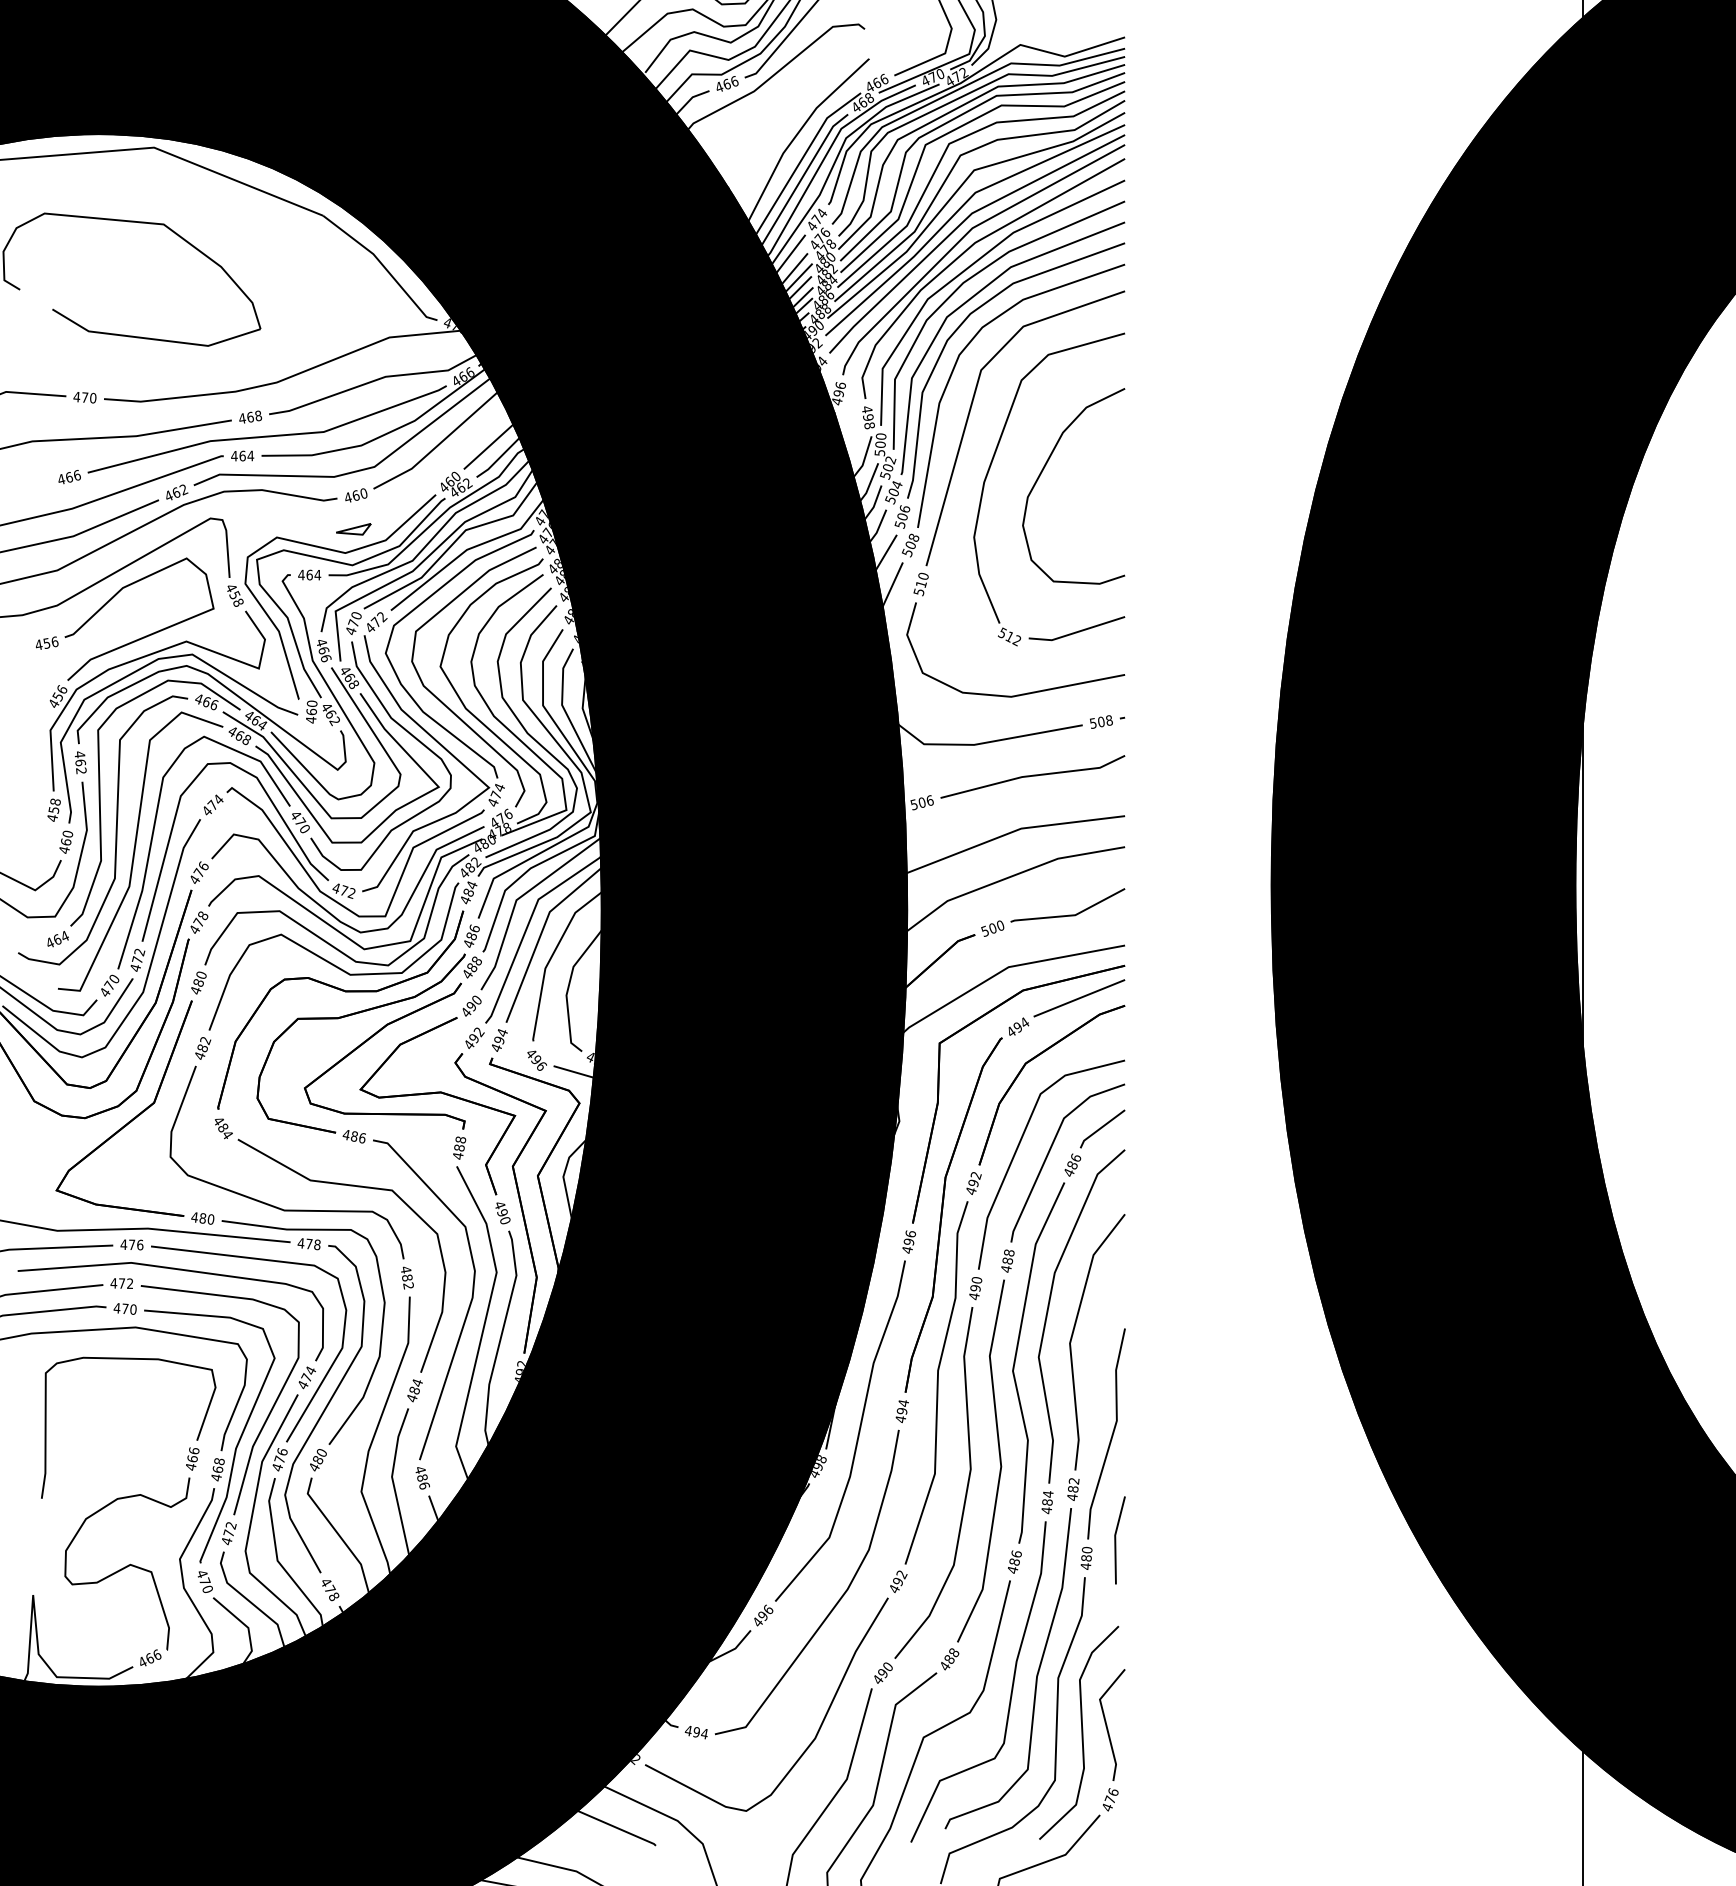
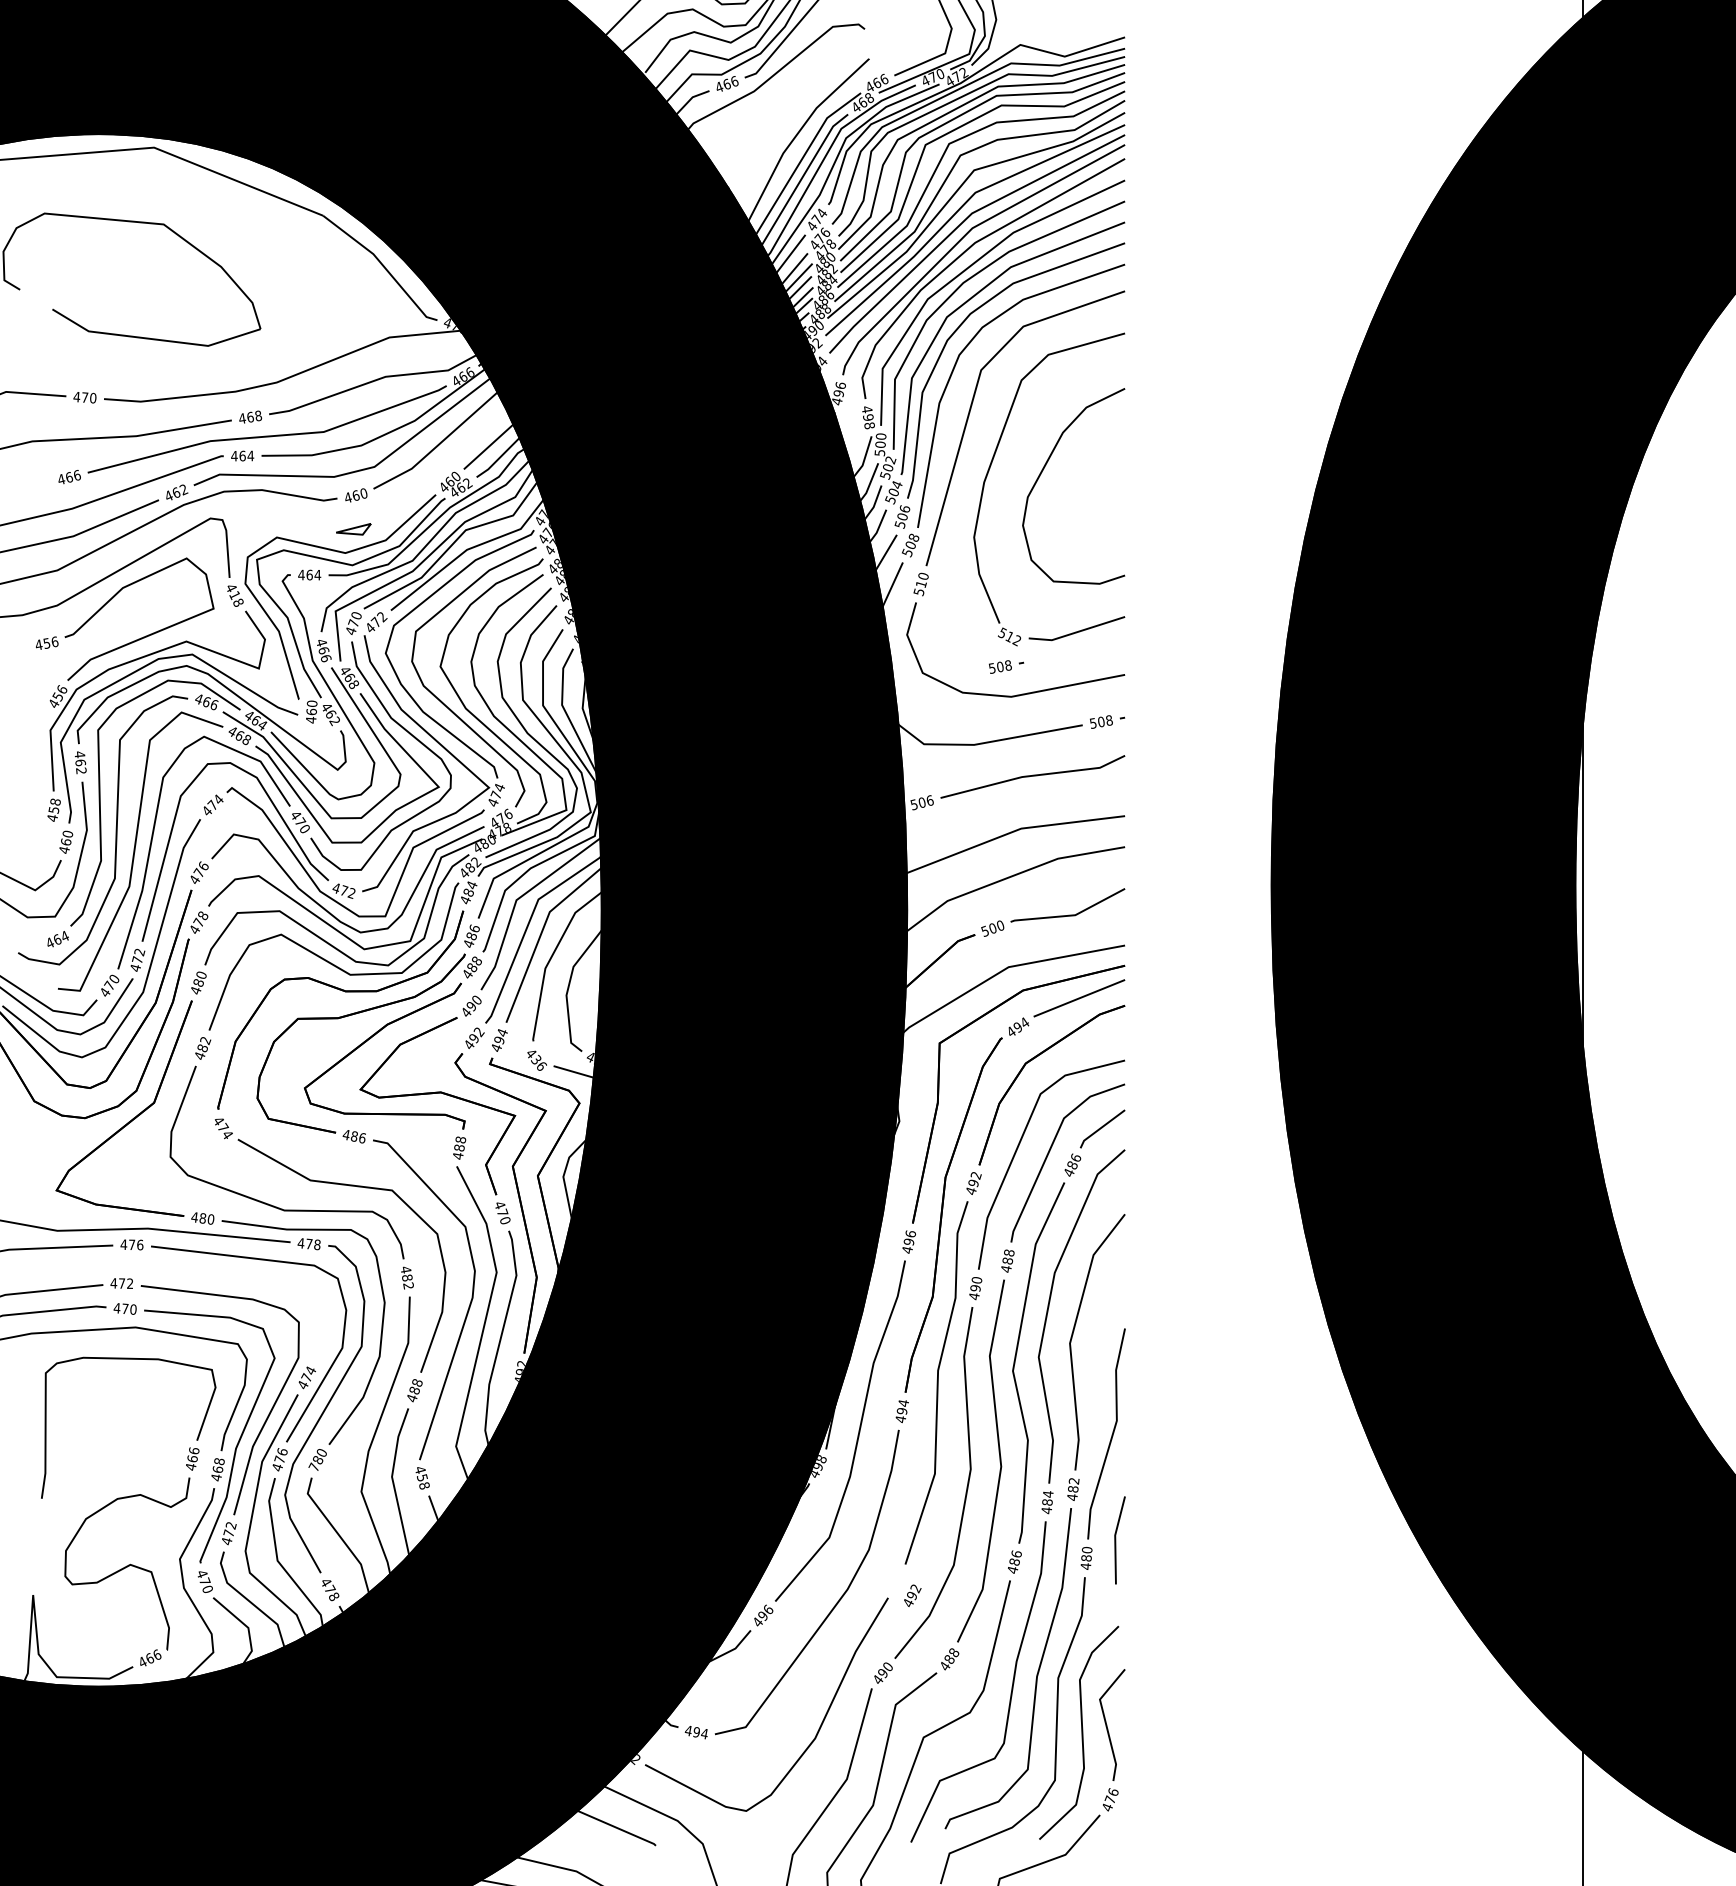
text: 458 -> 418 (234, 595)
part: none -> present (1006, 666)
text: 496 -> 436 (536, 1059)
text: 484 -> 474 (223, 1127)
text: 490 -> 470 (502, 1212)
curve: present -> none (177, 1270)
text: 484 -> 488 (417, 1382)
text: 480 -> 780 (313, 1466)
text: 486 -> 458 (423, 1481)
text position: (898, 1581) -> (912, 1595) (912, 1595)
